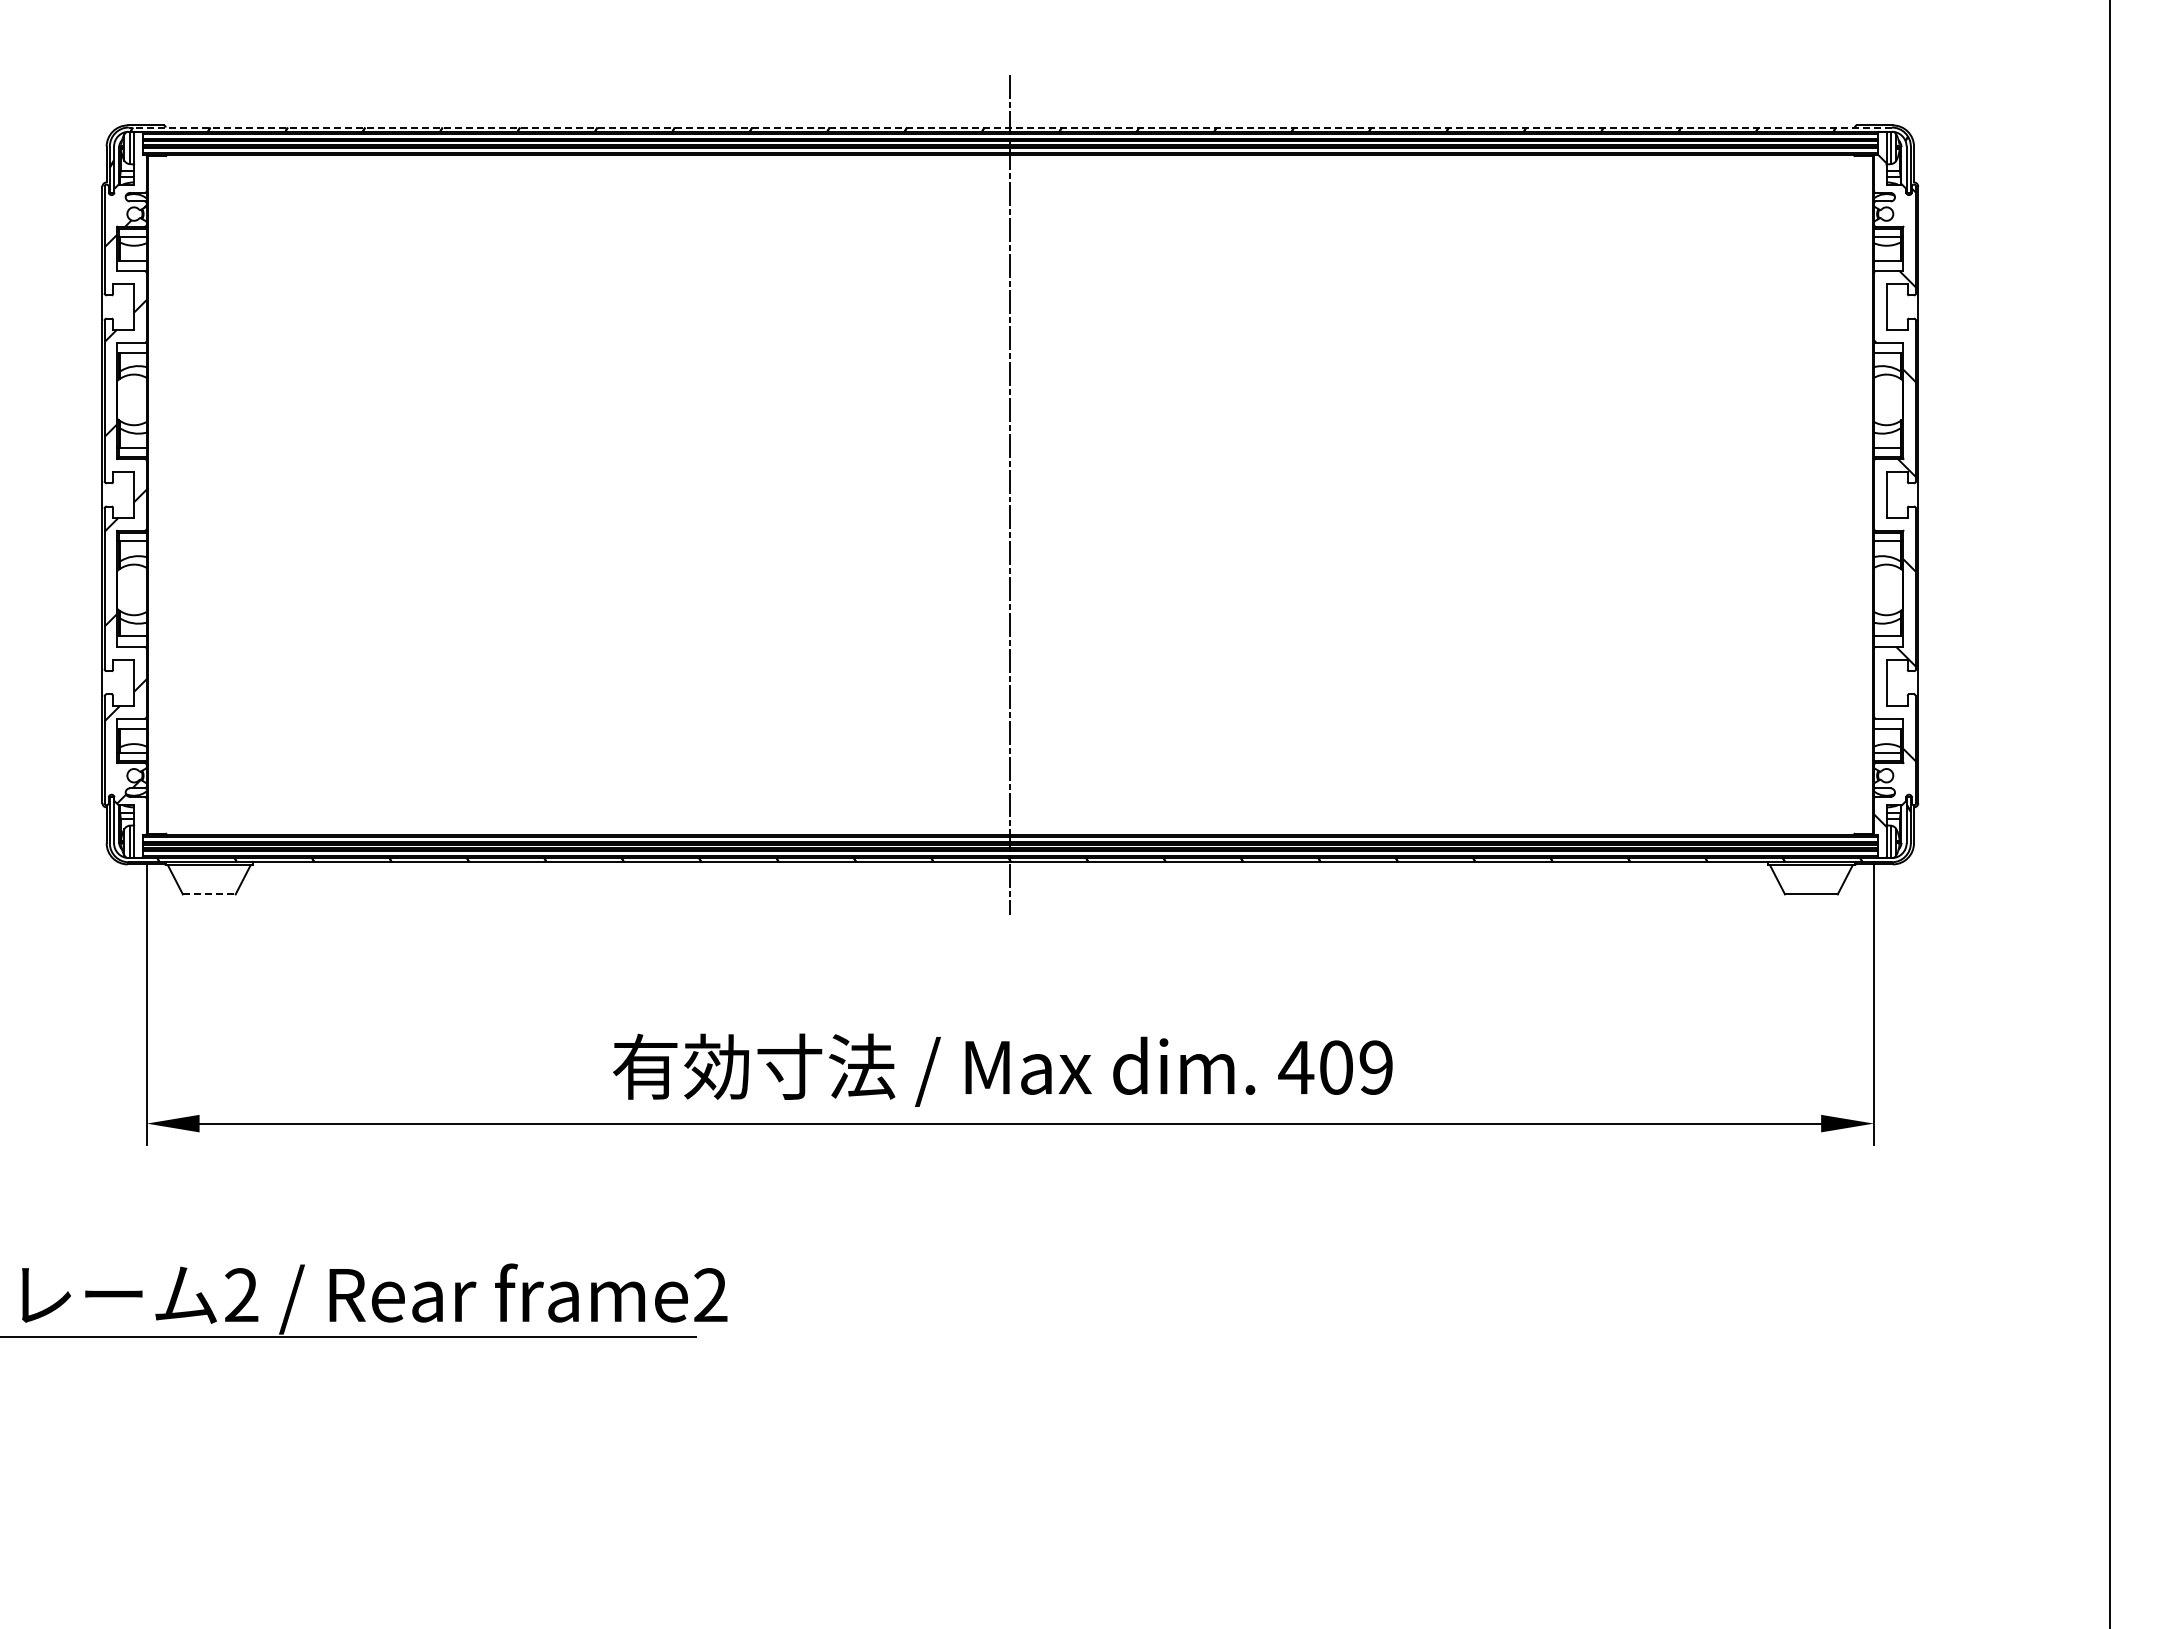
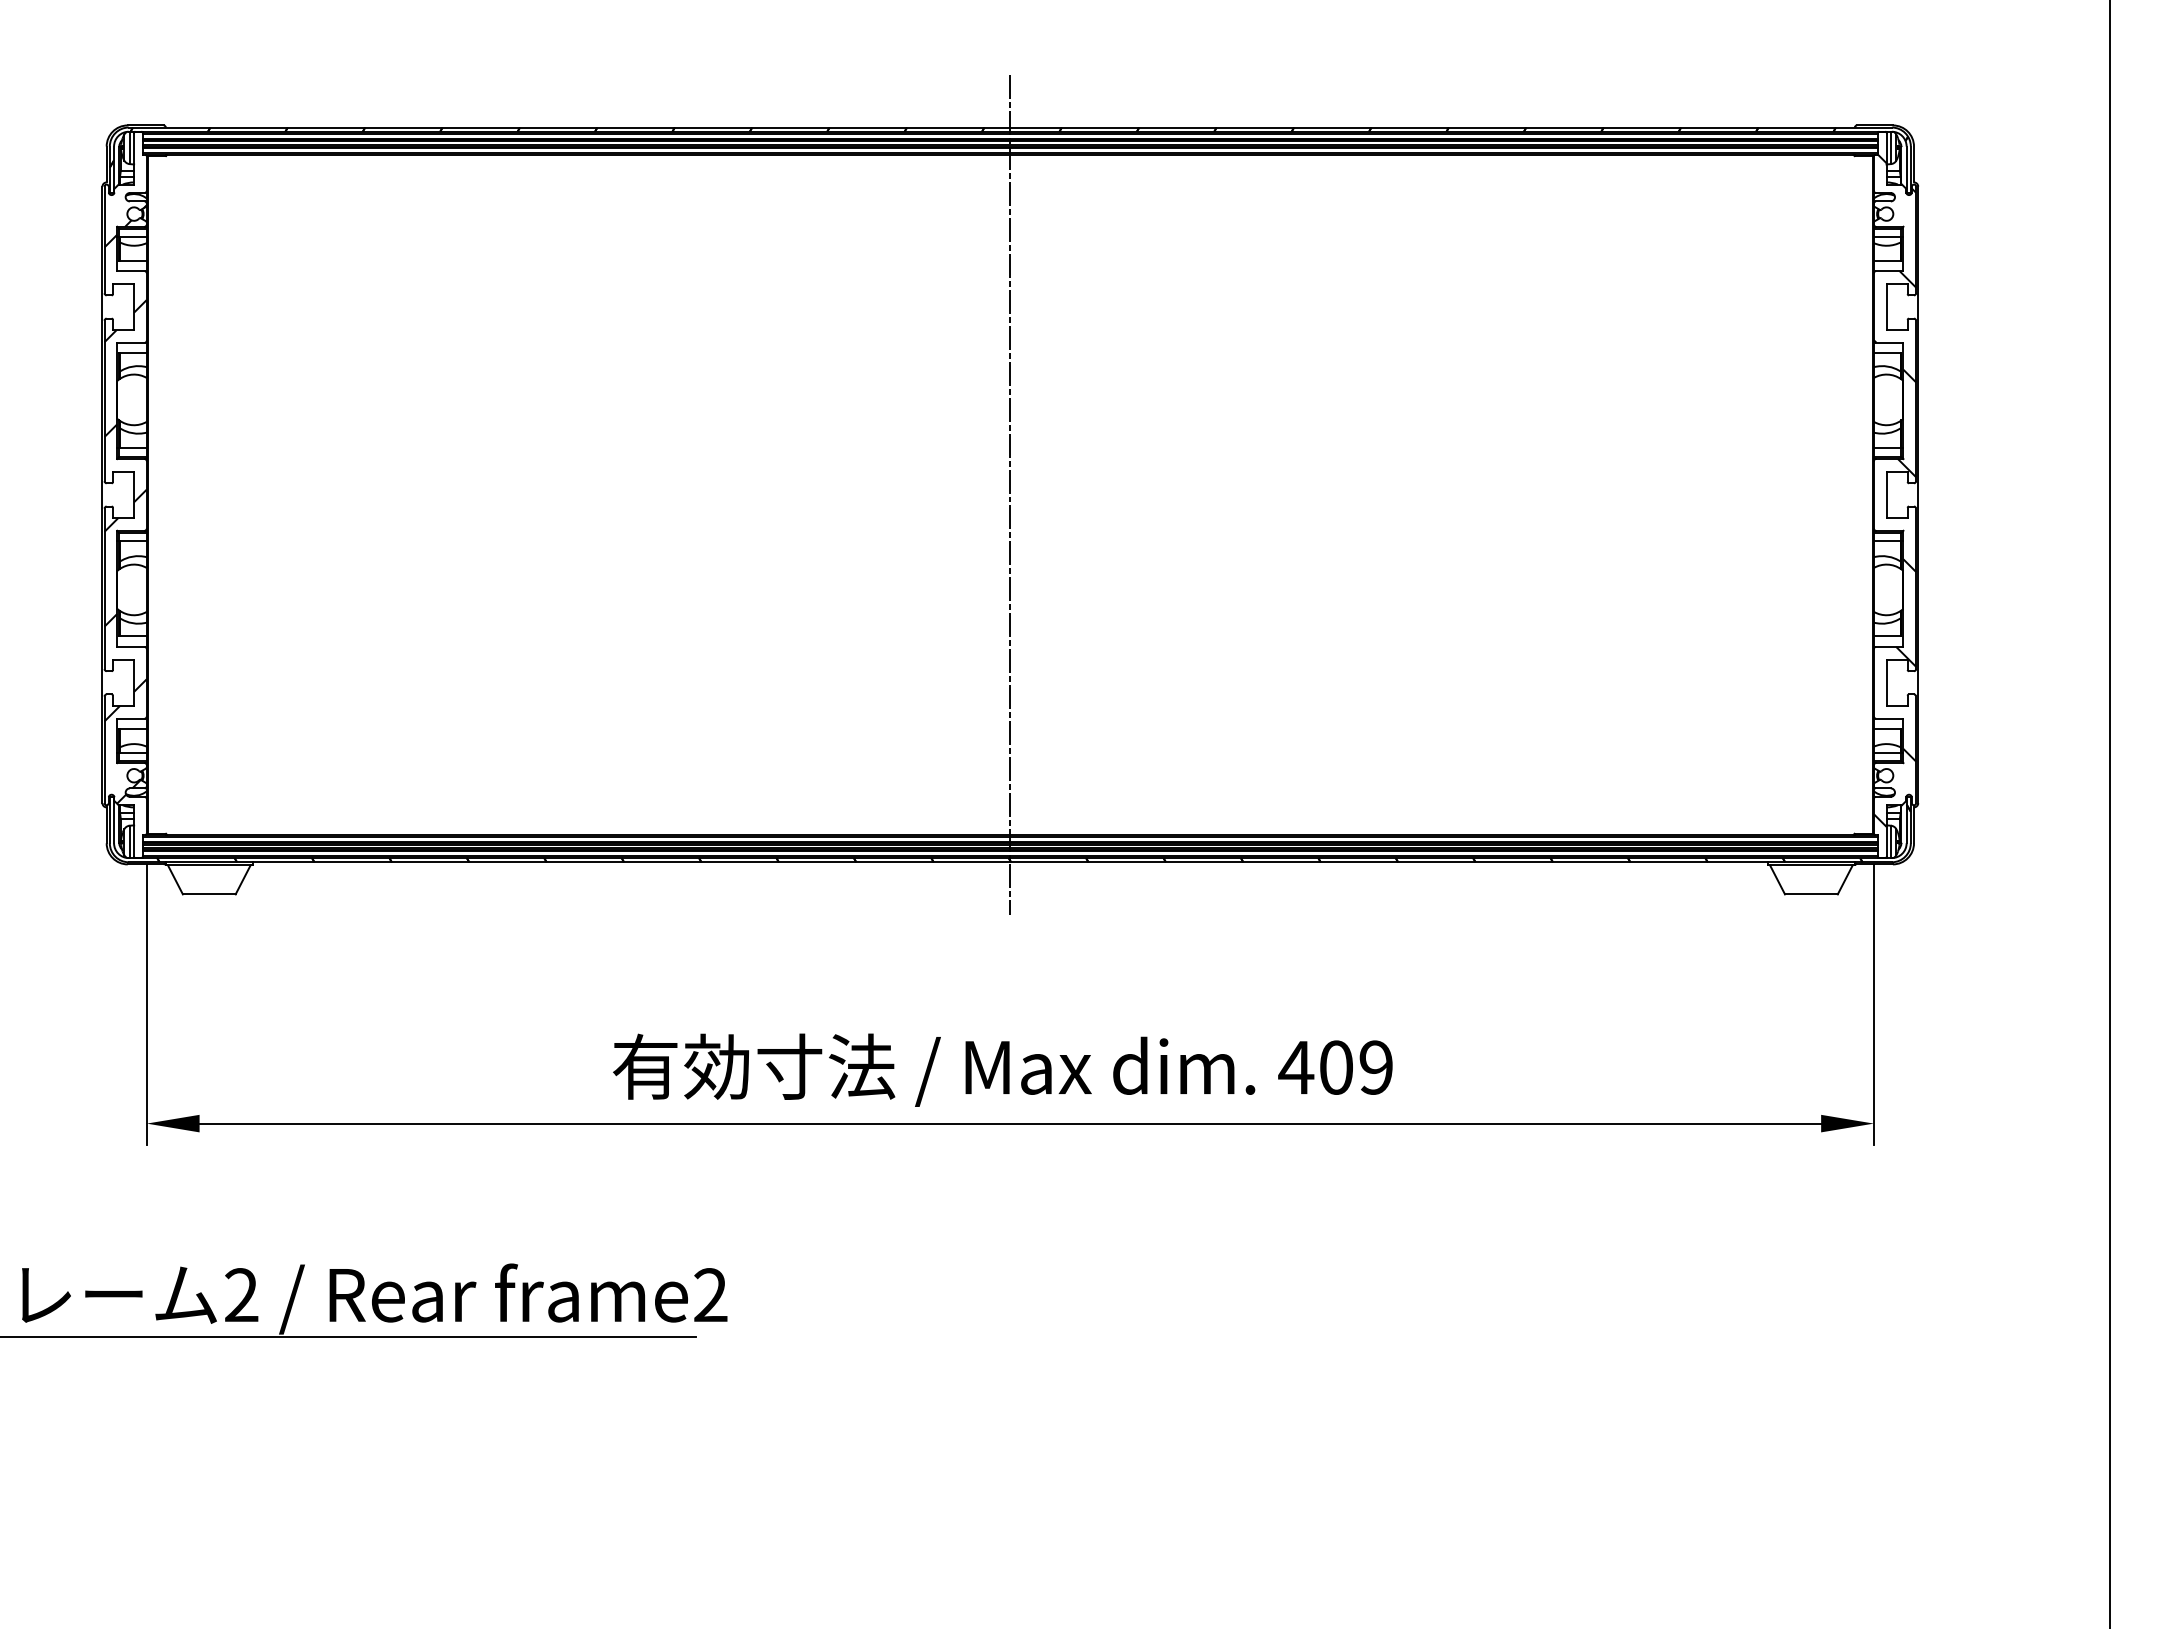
line: dashed -> solid (1009, 127)
line: dashed -> solid (209, 894)
